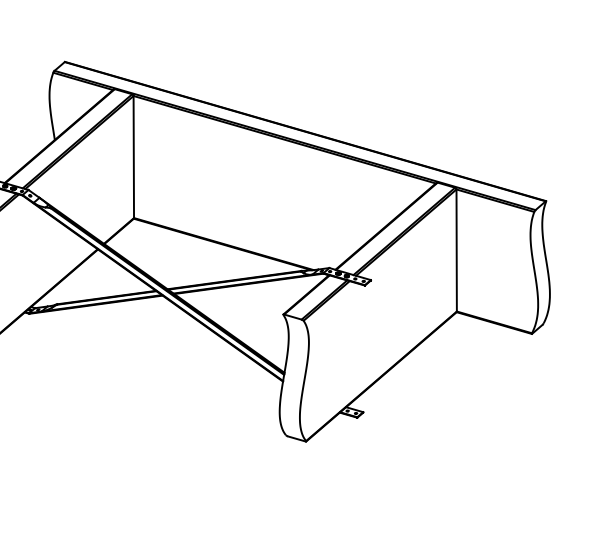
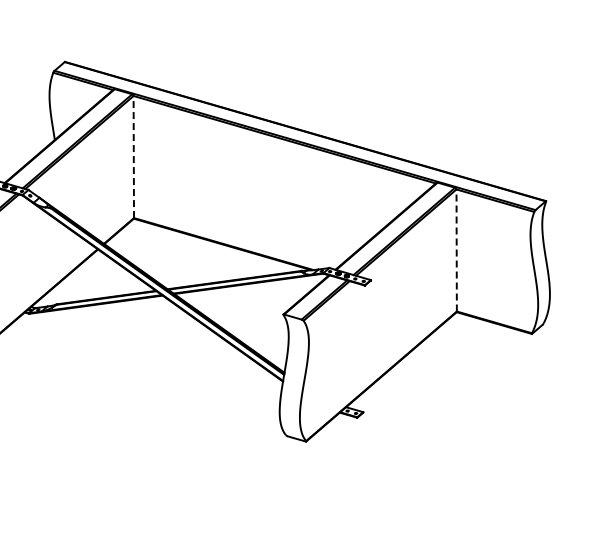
line: solid -> dashed (133, 156)
line: solid -> dashed (456, 250)
